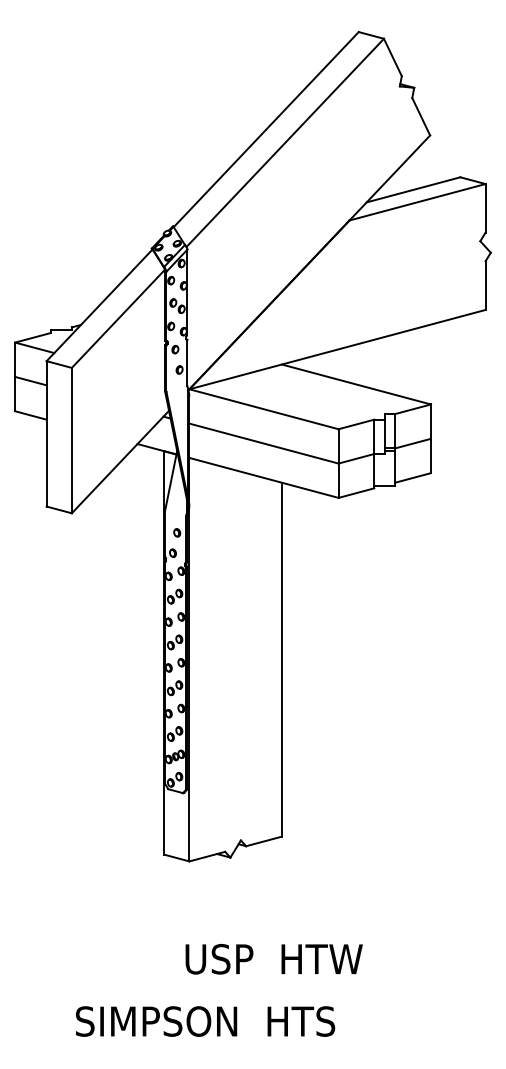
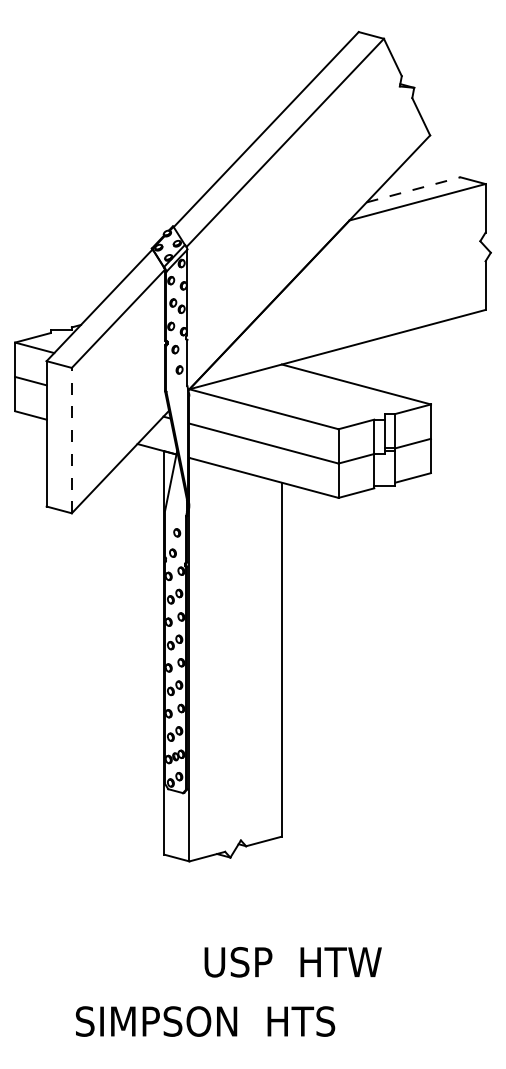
line: solid -> dashed (413, 189)
line: solid -> dashed (71, 440)
text position: (273, 959) -> (292, 962) (292, 962)
